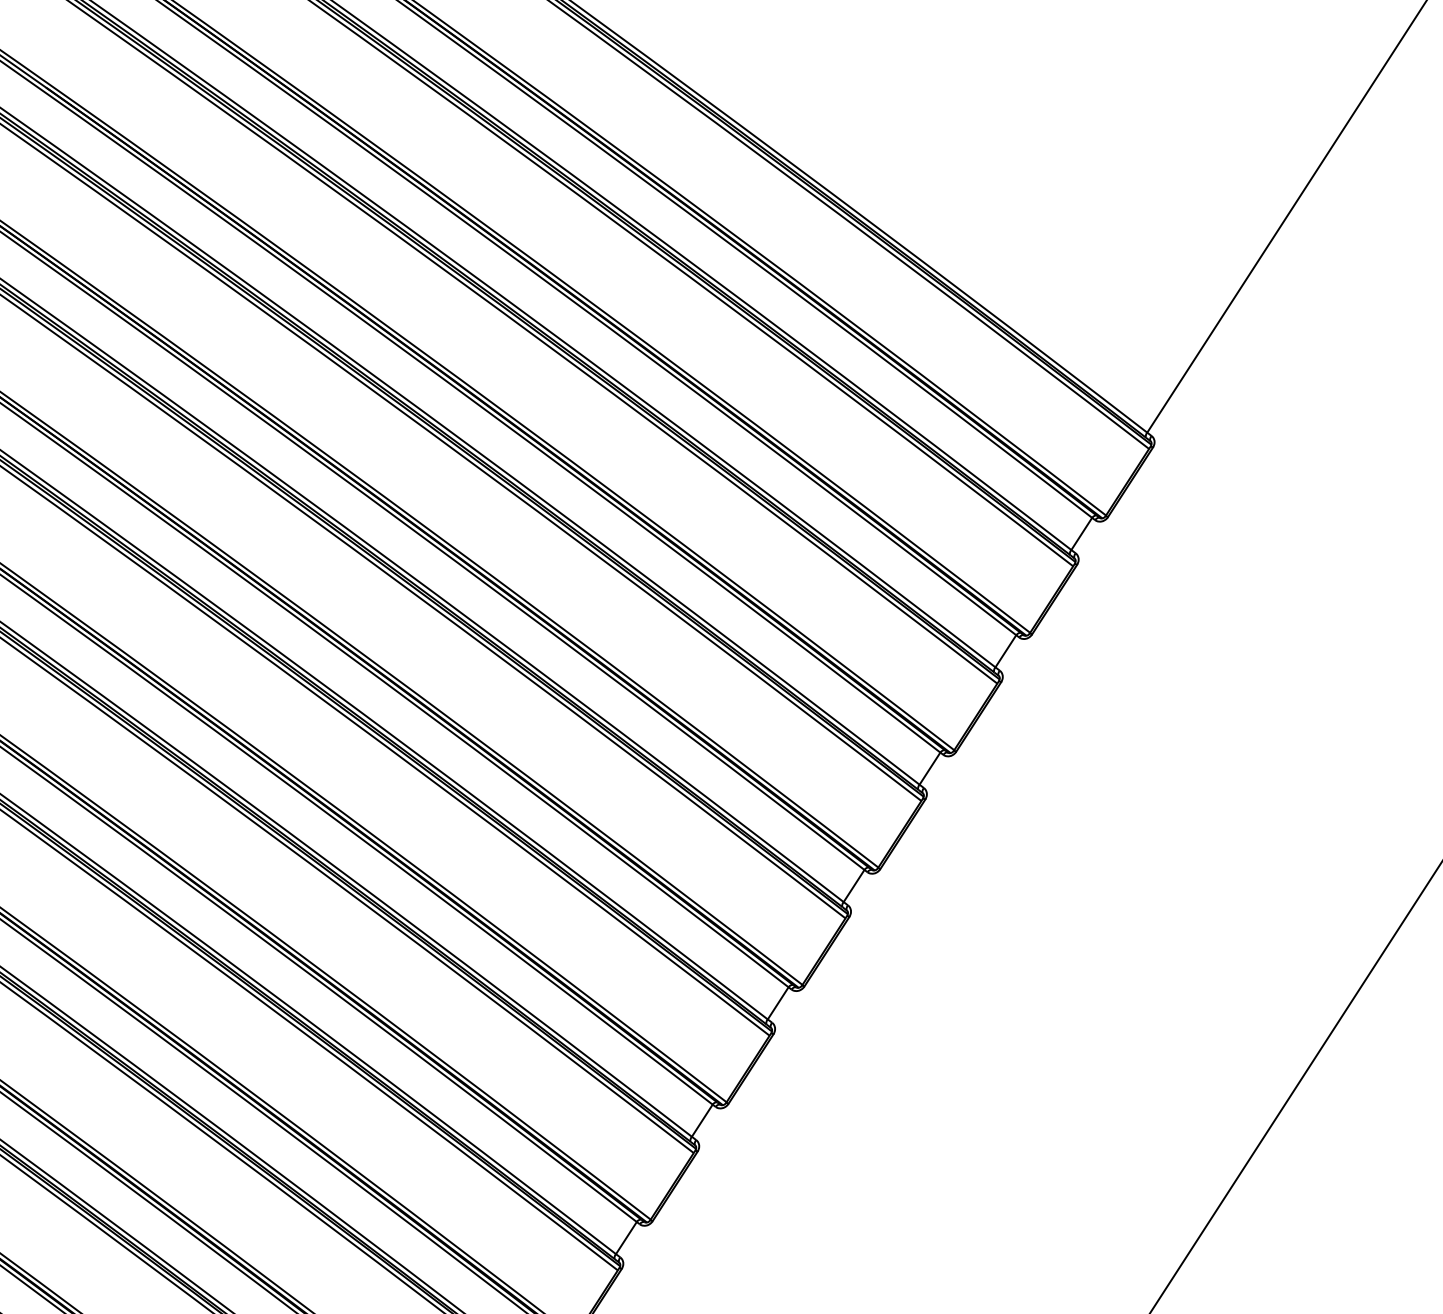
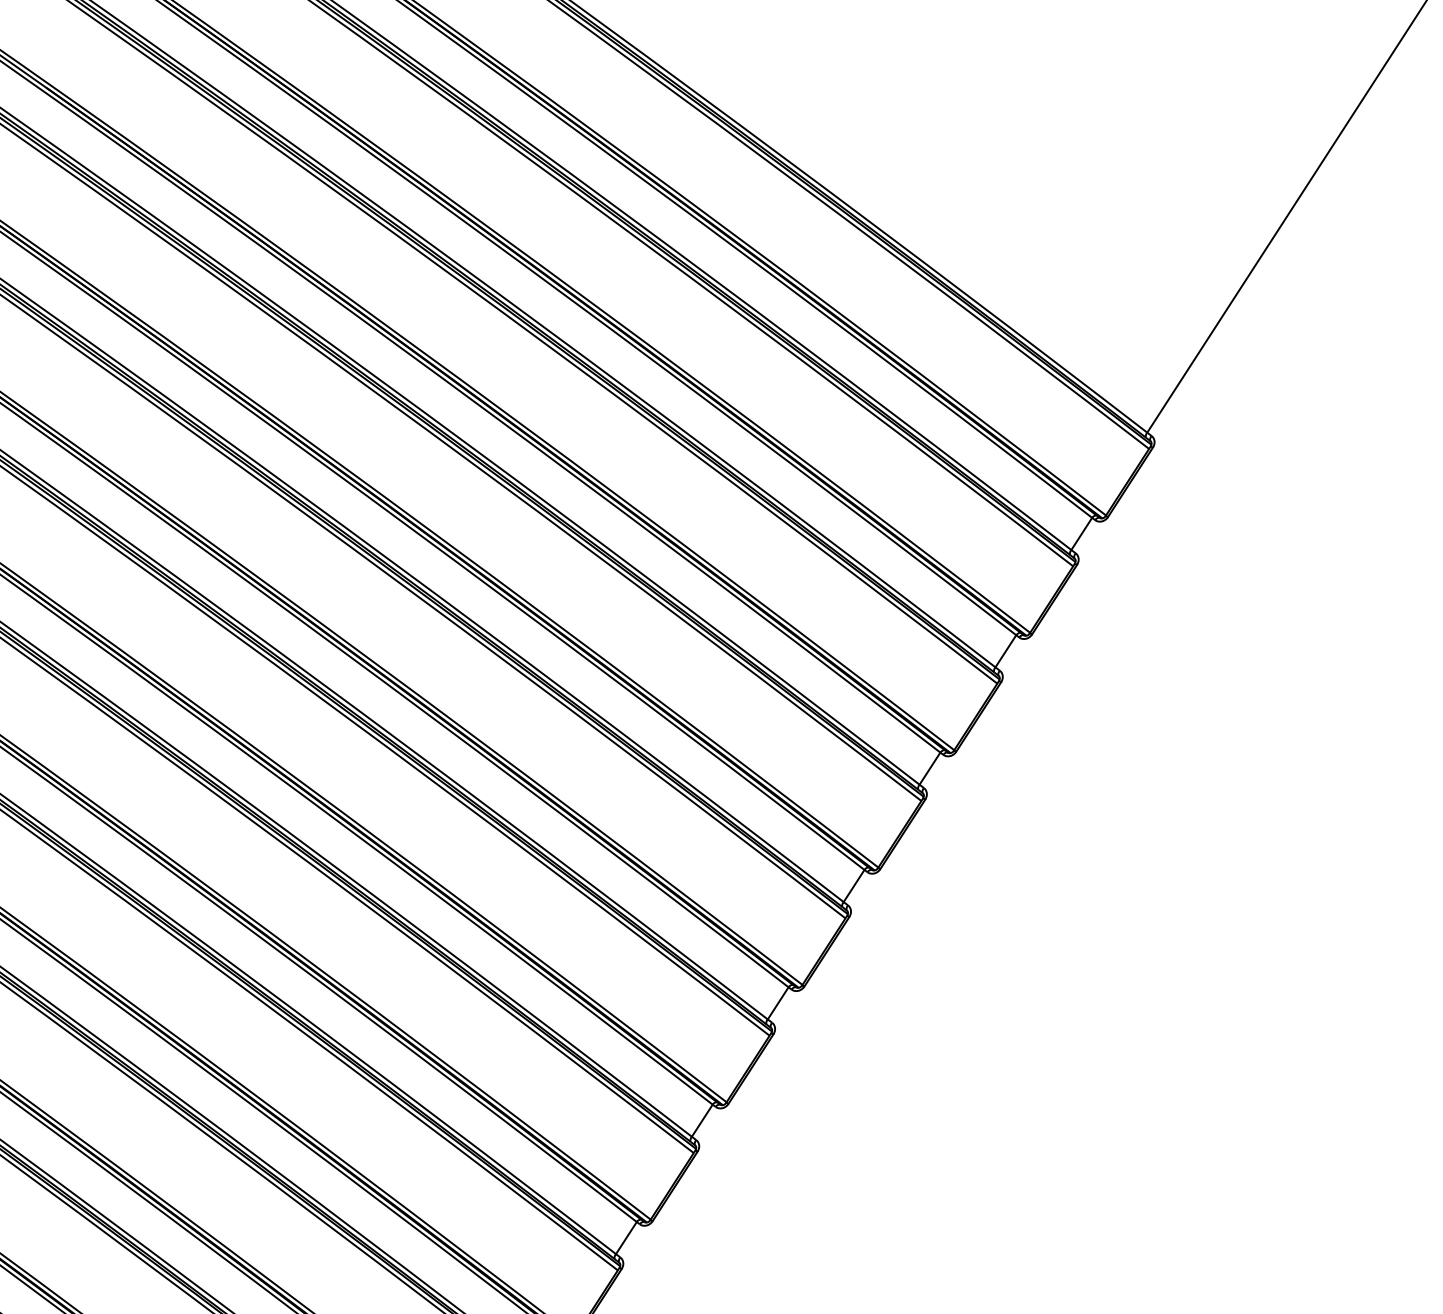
line: present -> none (1295, 1087)
